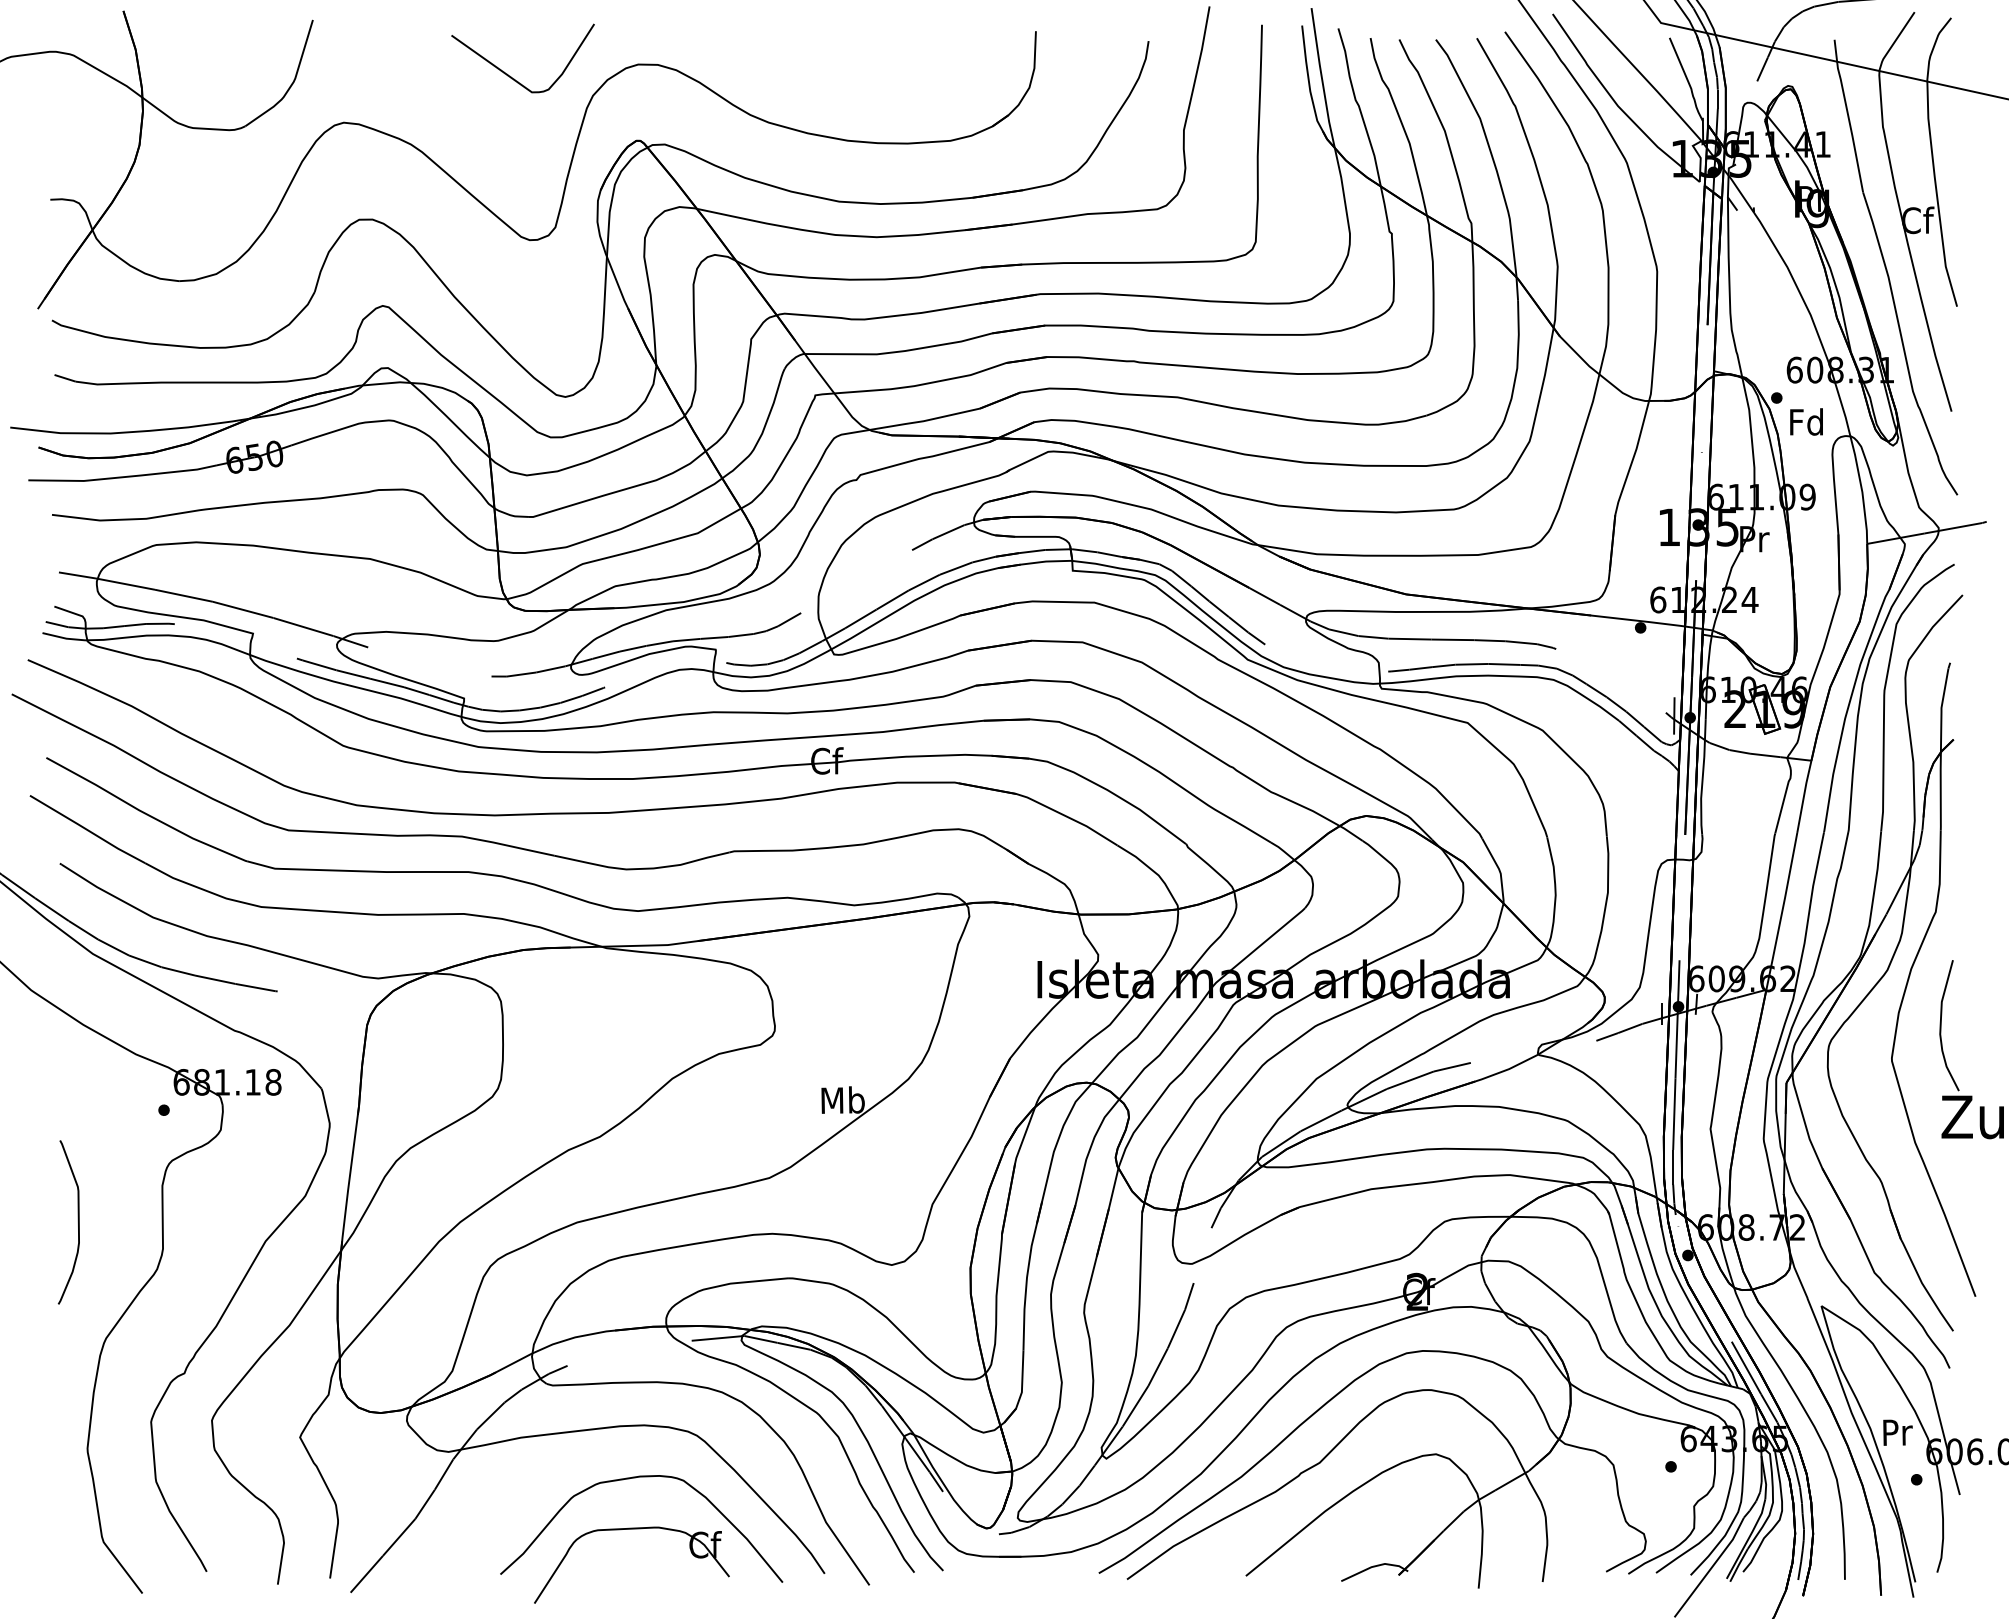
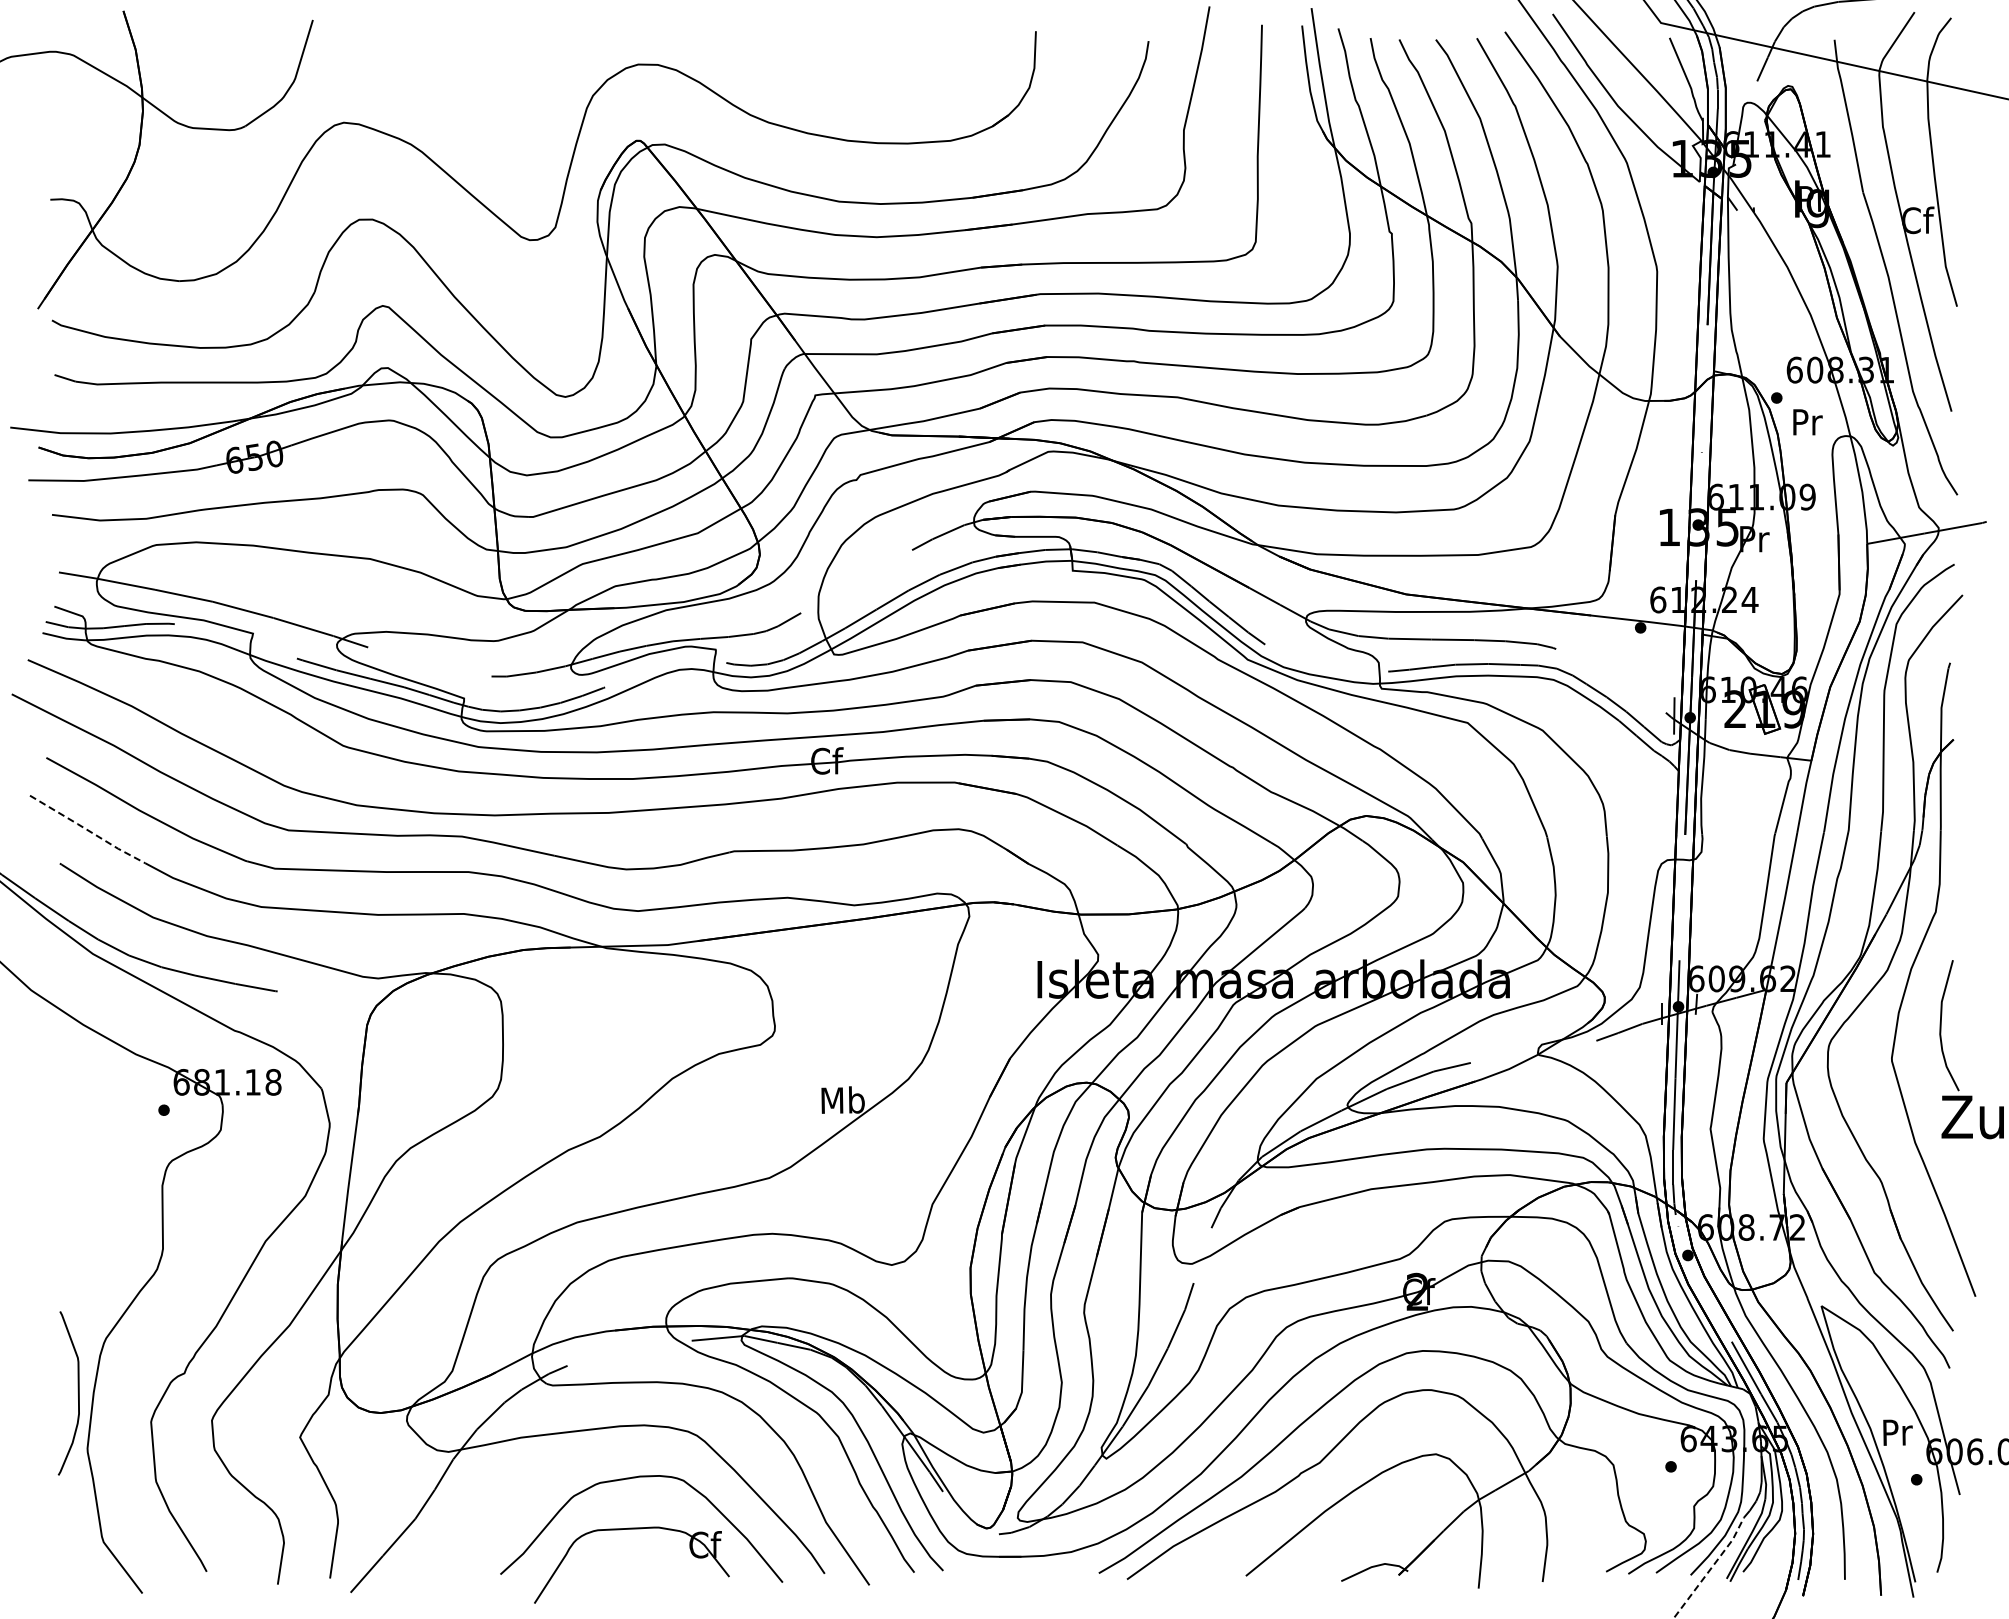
curve: present -> none (511, 76)
text: Fd -> Pr (1806, 421)
line: solid -> dashed (87, 830)
curve position: (77, 1222) -> (77, 1393) (77, 1393)
line: solid -> dashed (1711, 1568)
